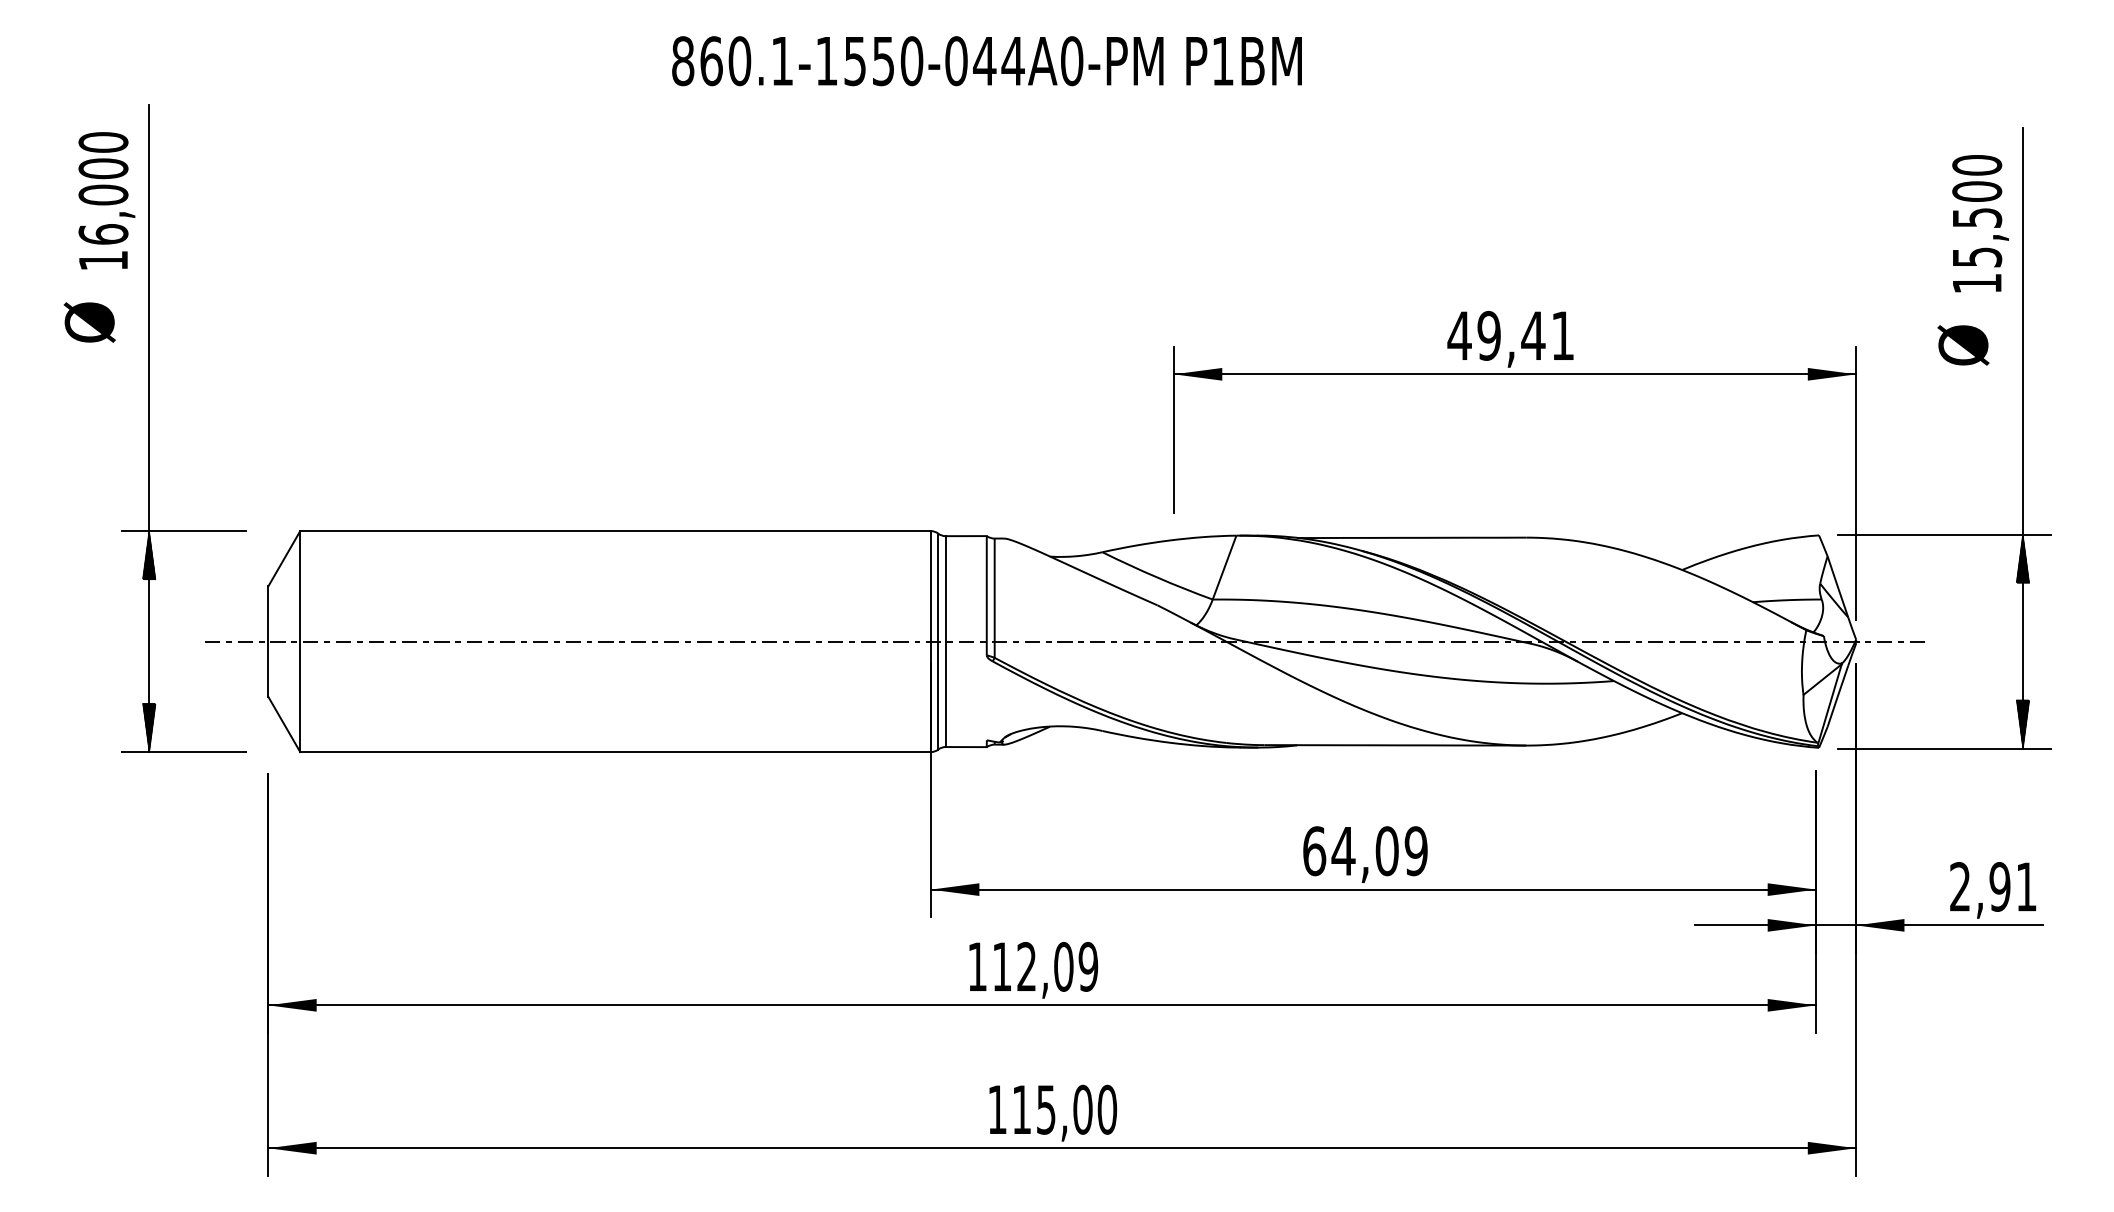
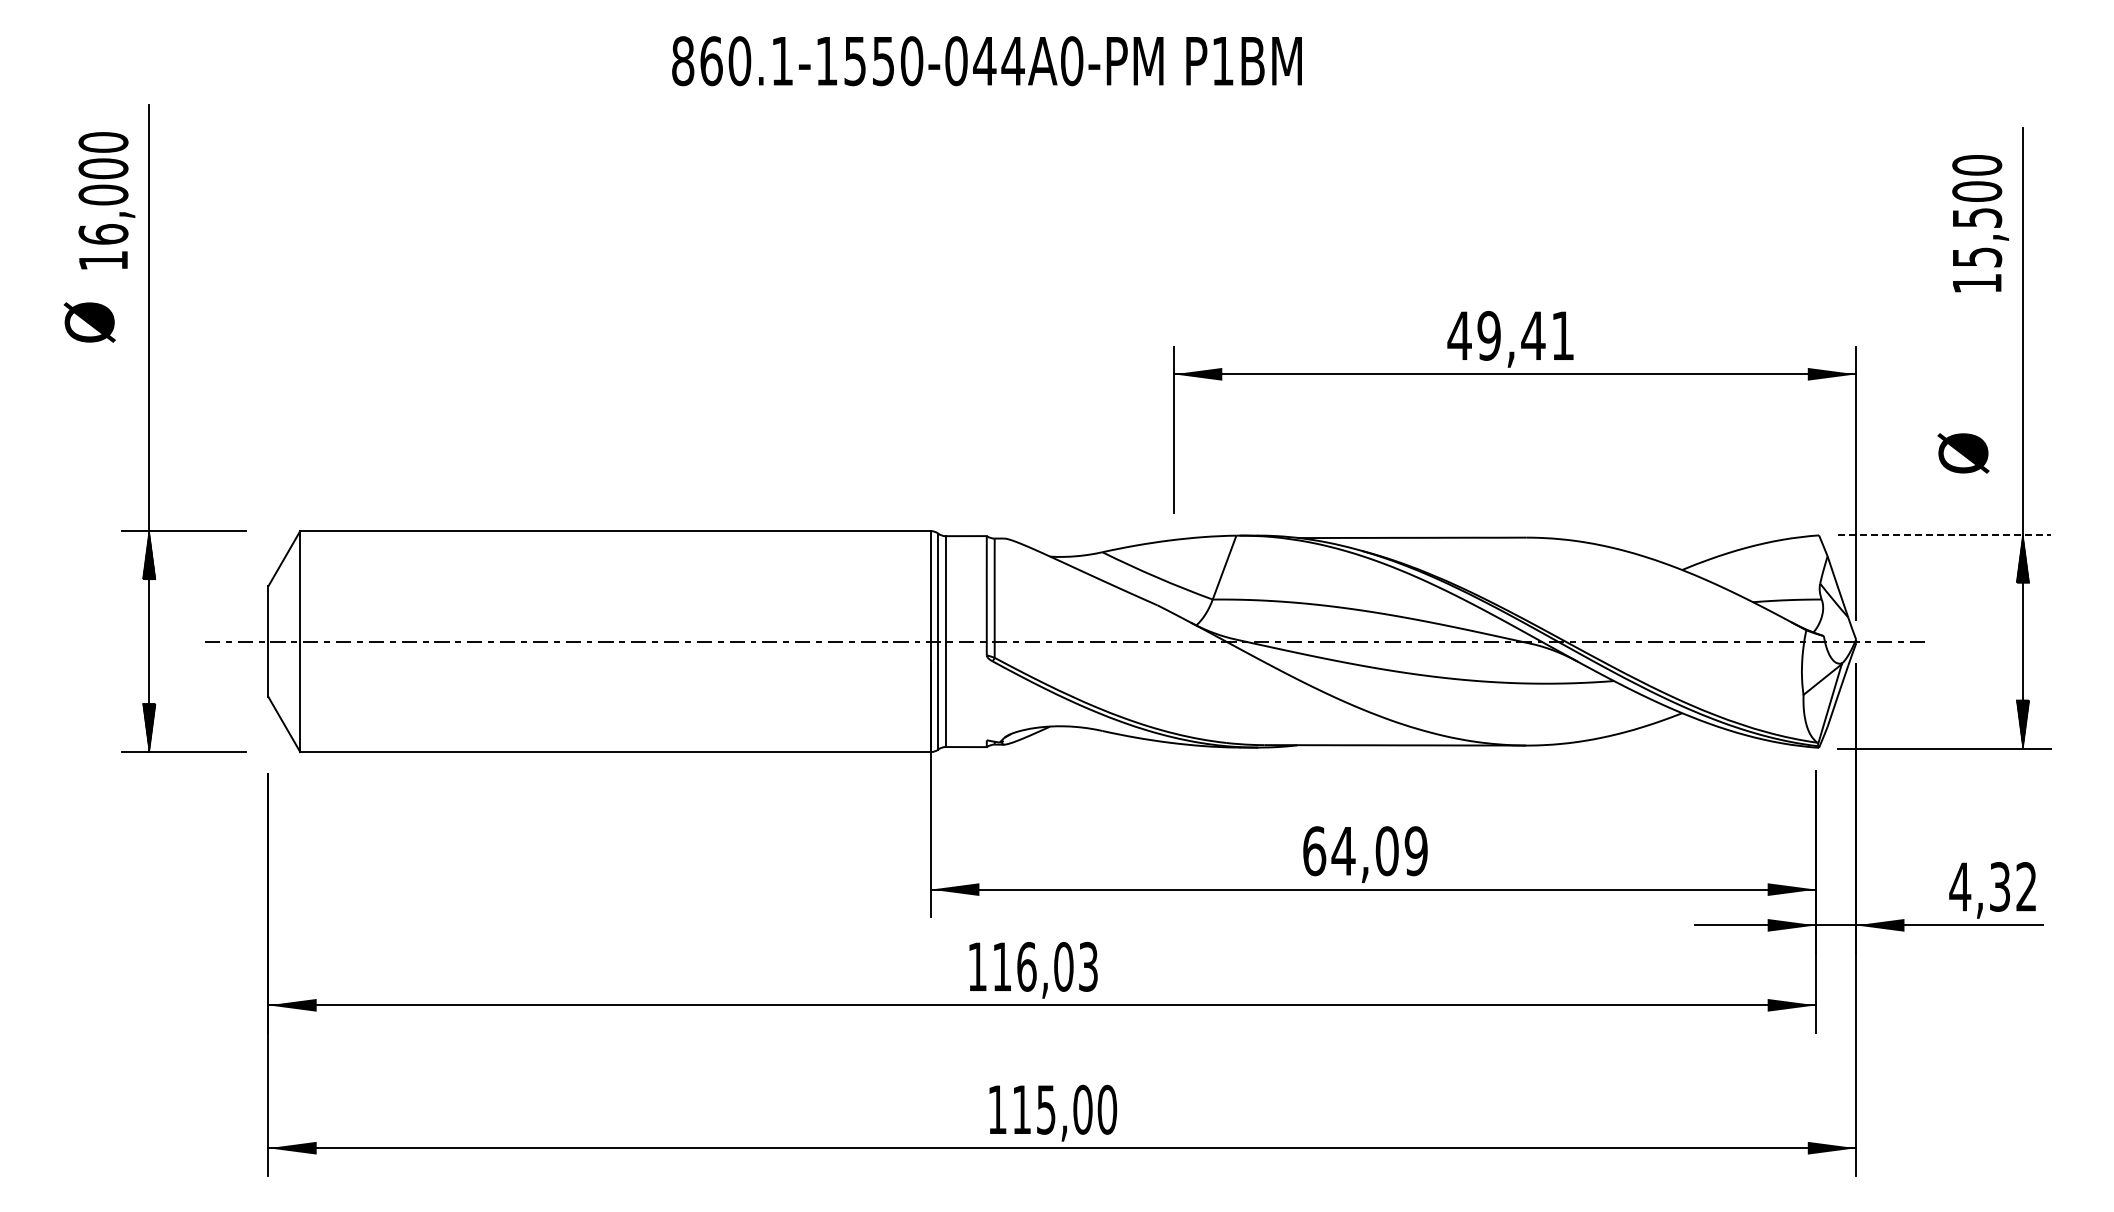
text position: (1963, 345) -> (1963, 453) (1963, 453)
line: solid -> dashed (1944, 534)
text: 2,91 -> 4,32 (1992, 886)
text: 112,09 -> 116,03 (1057, 966)
